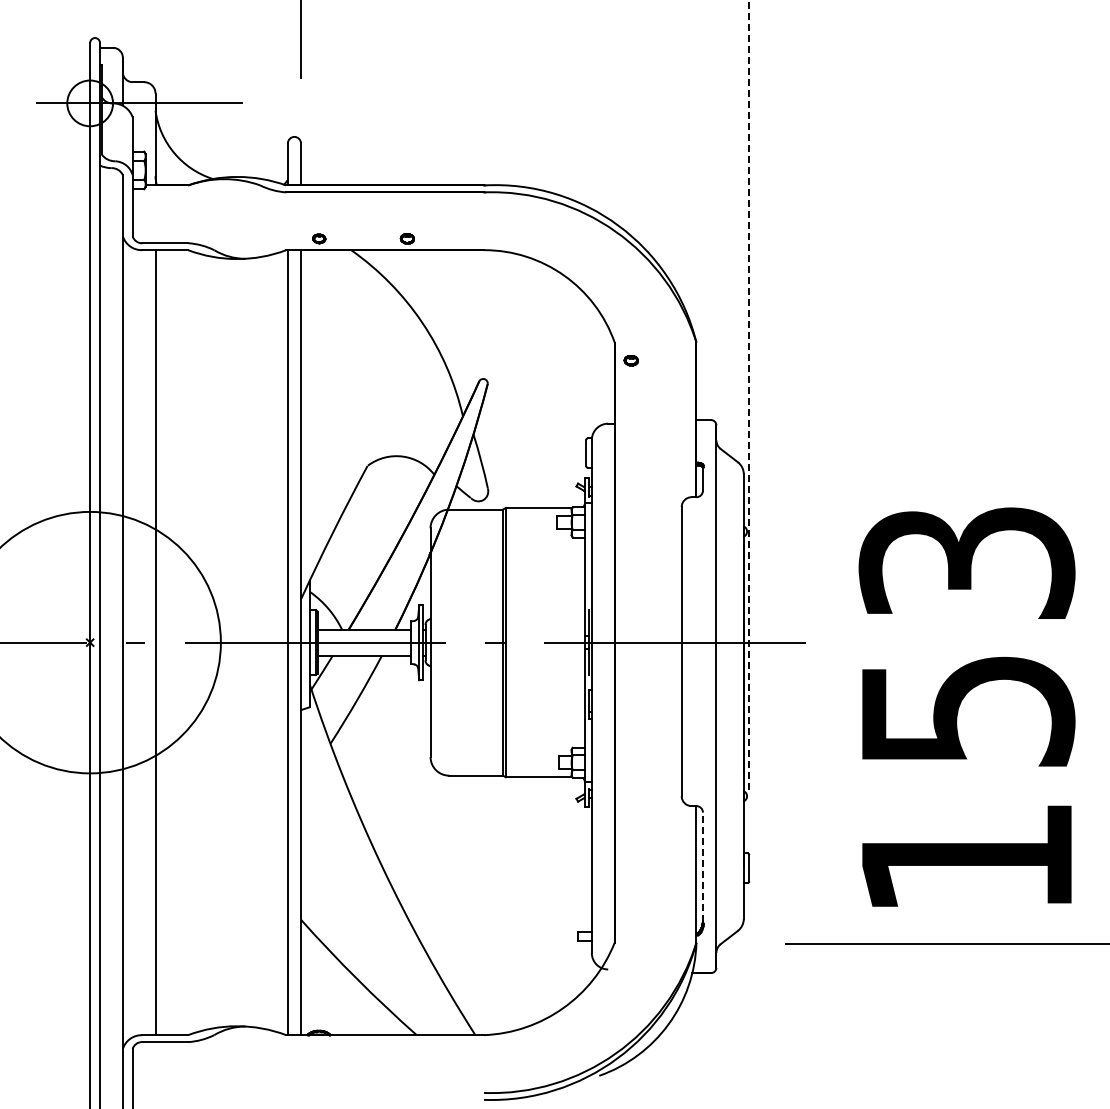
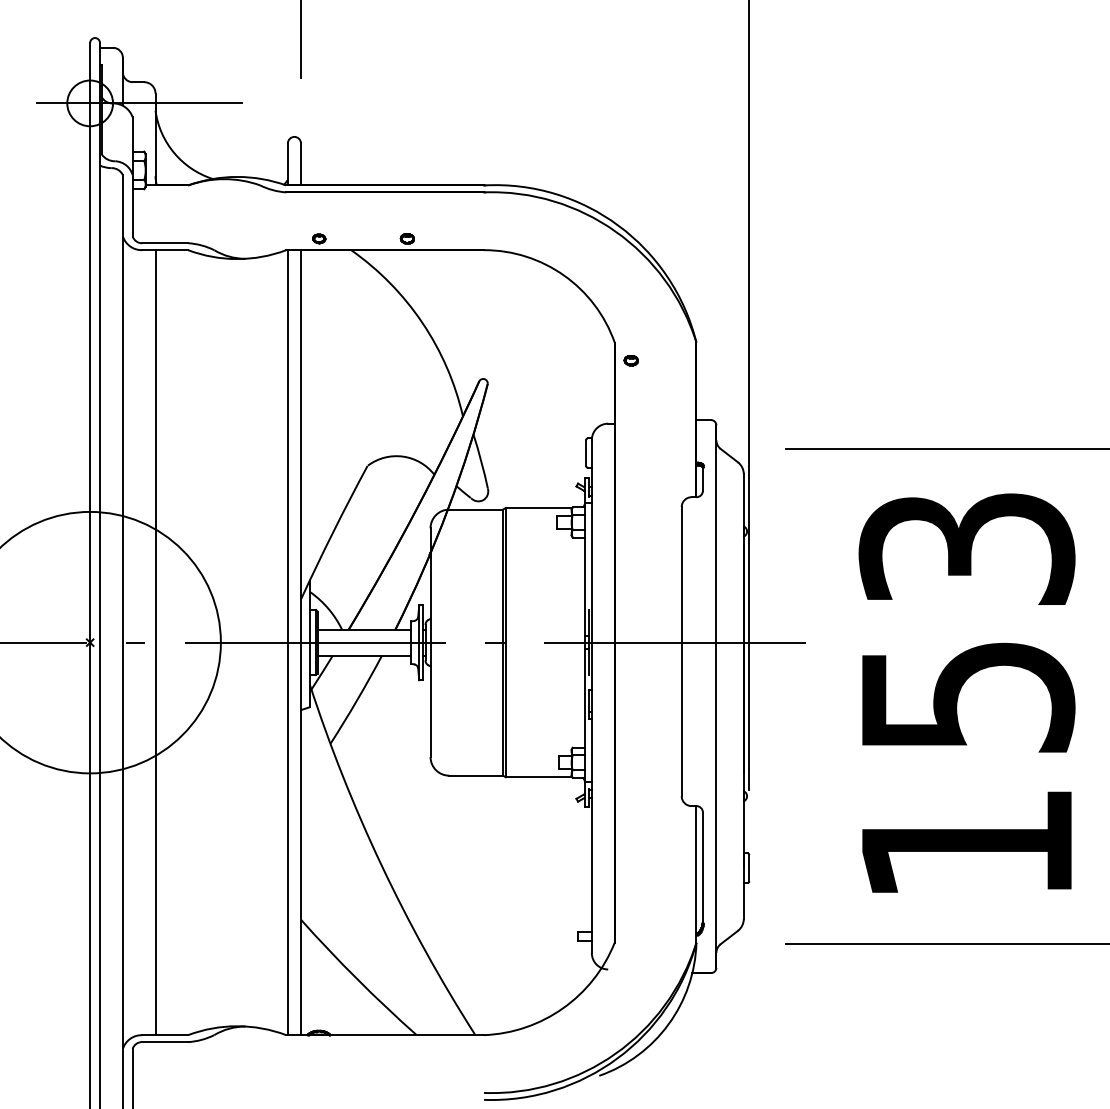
line: dashed -> solid (749, 394)
line: none -> present (946, 448)
text position: (966, 706) -> (966, 692) (966, 692)
line: dashed -> solid (702, 867)
